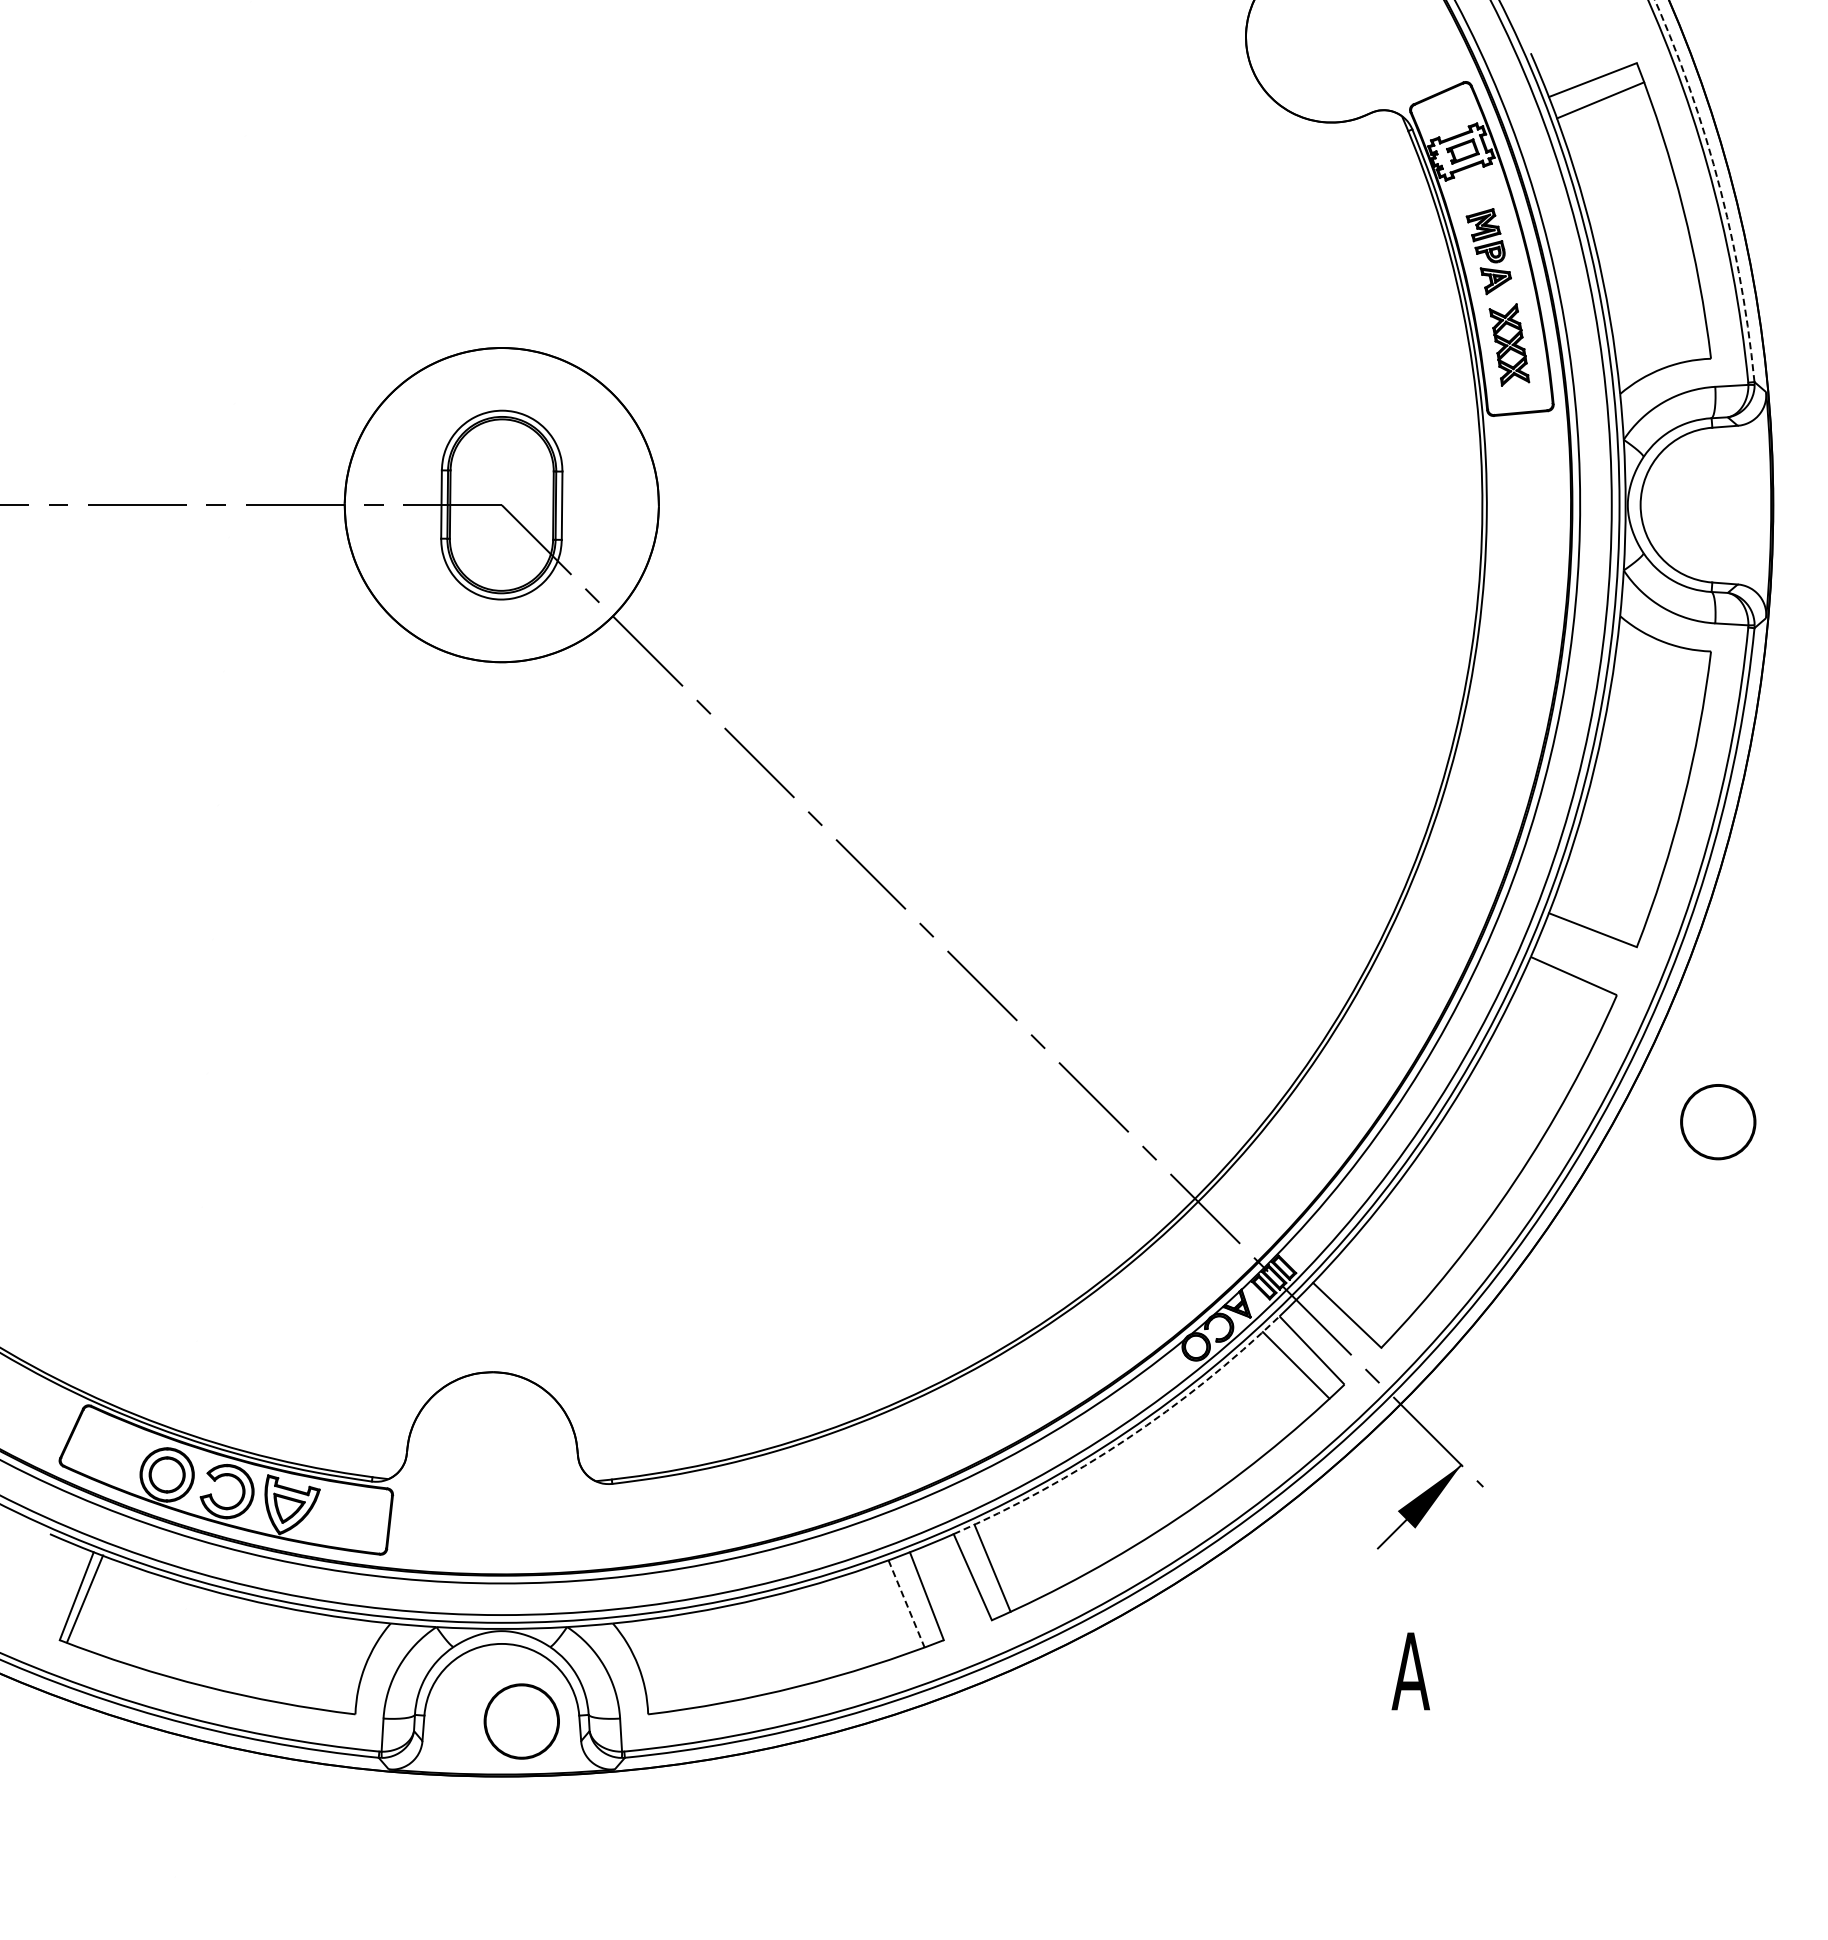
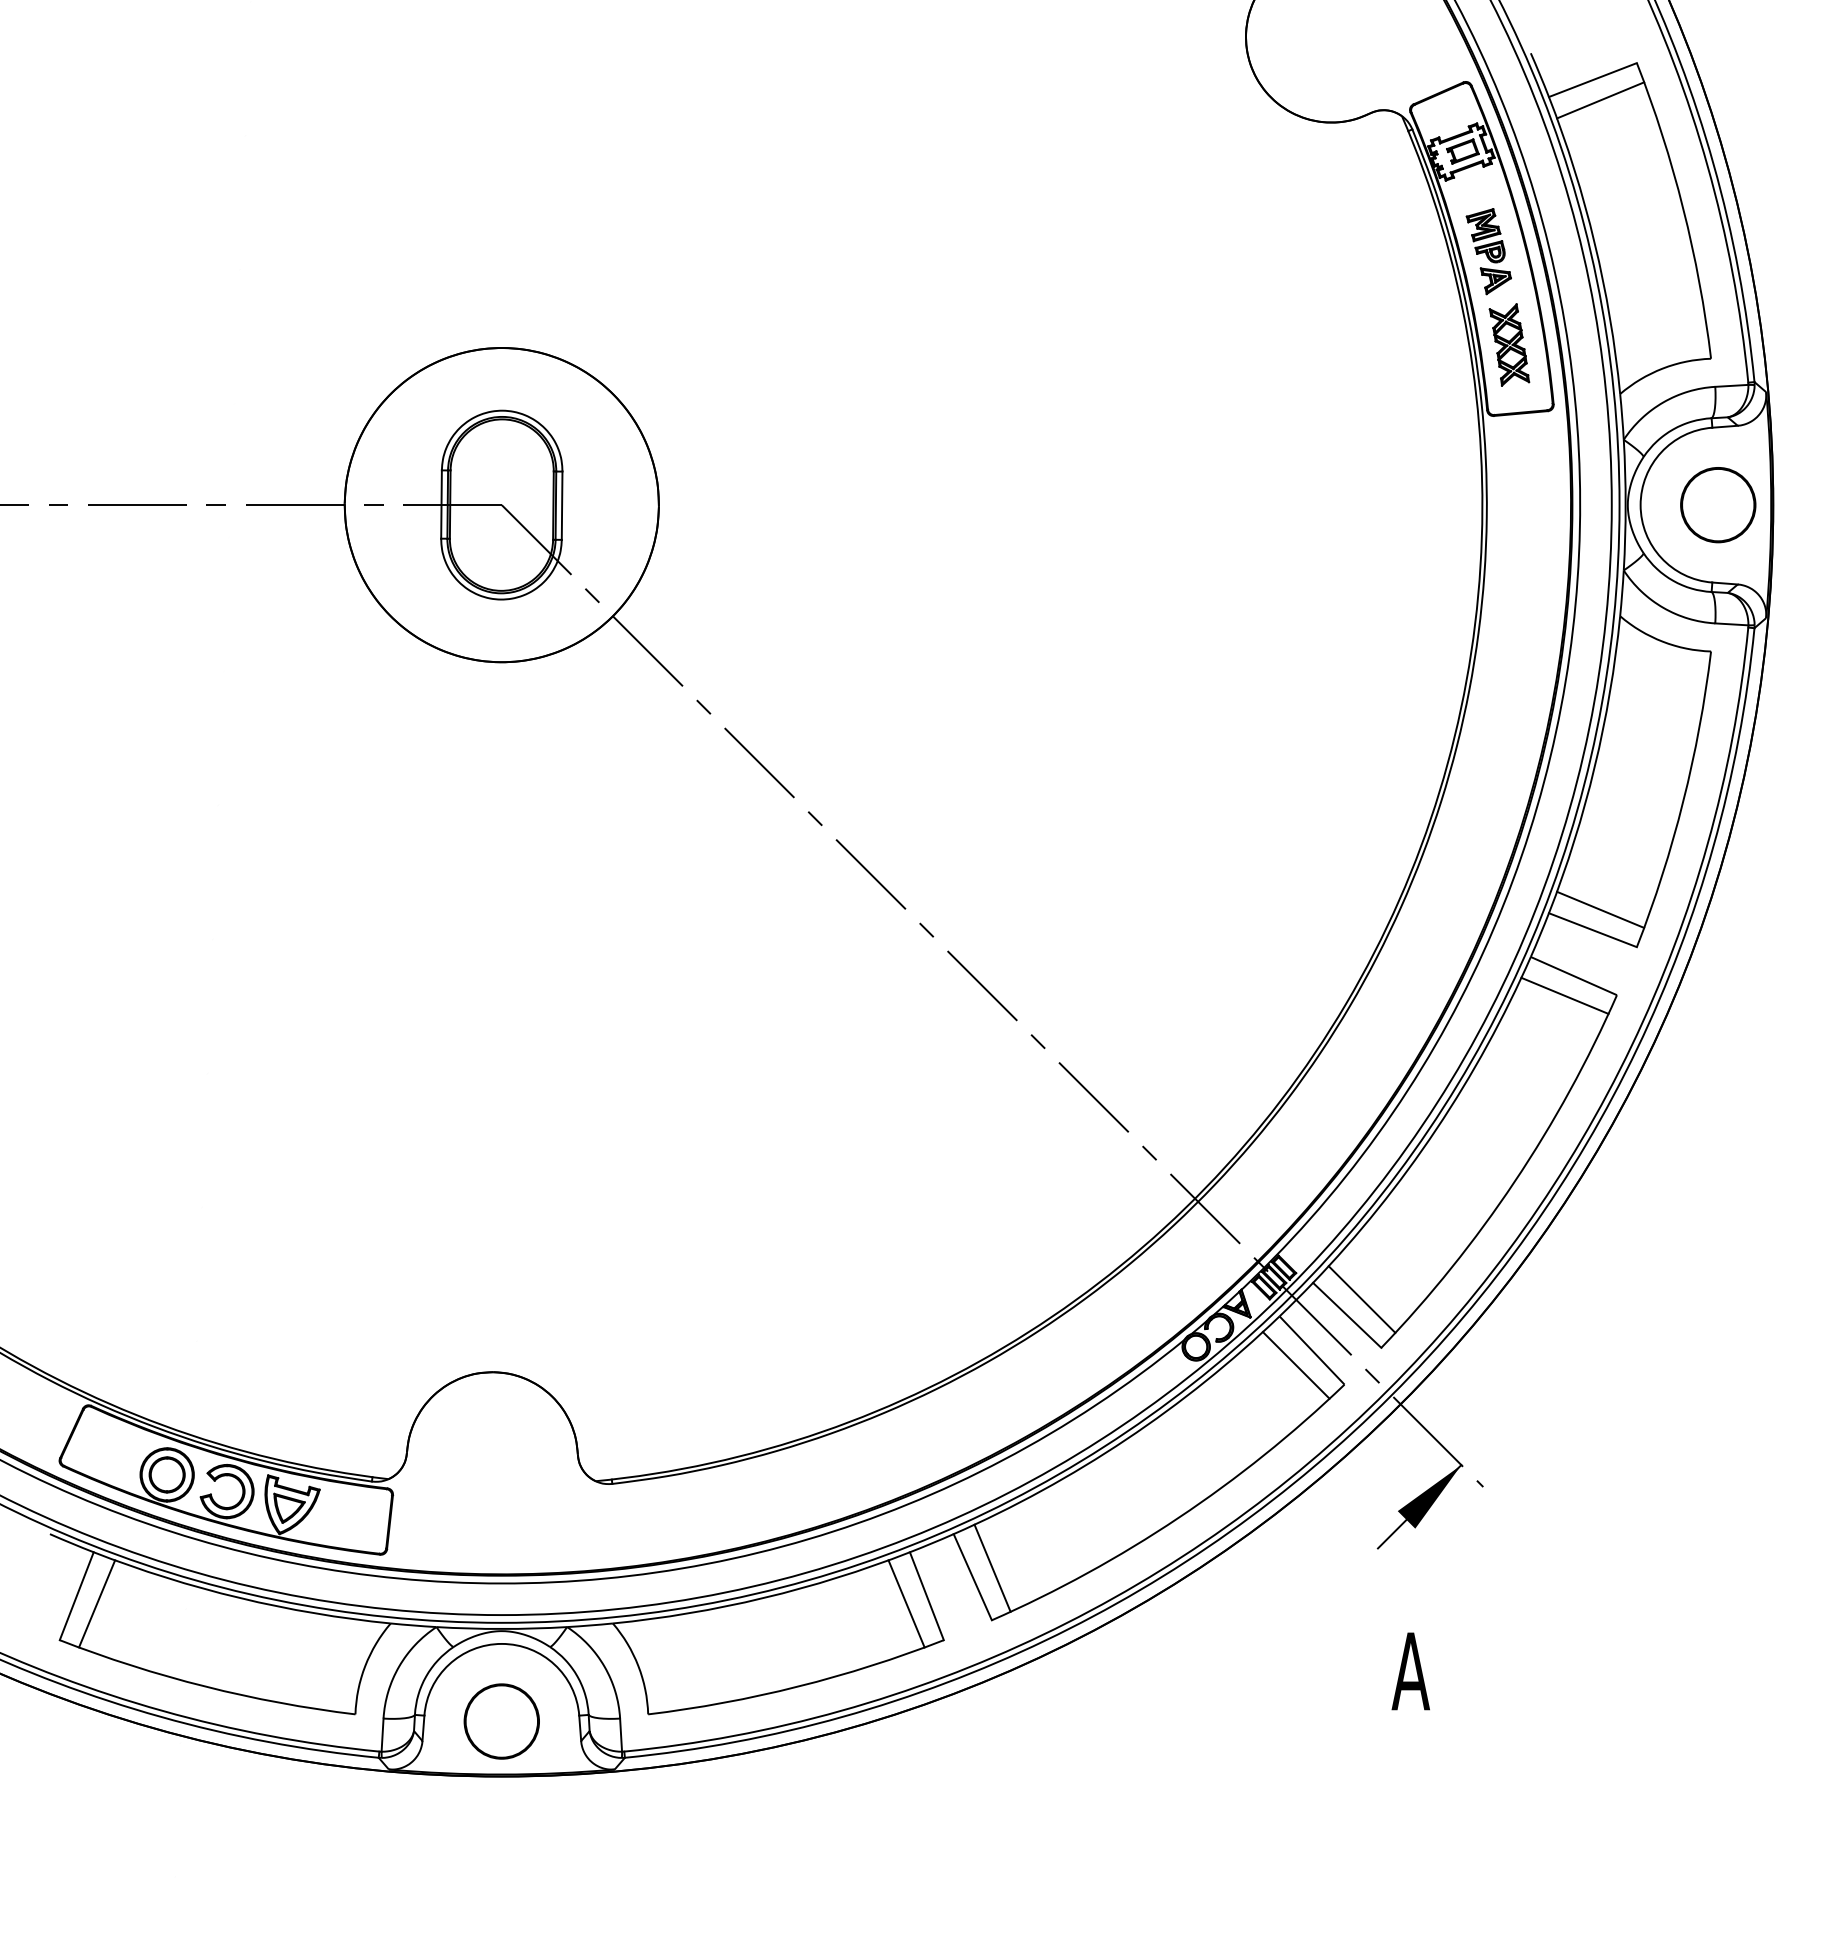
arc: dashed -> solid (1719, 186)
line: none -> present (1600, 909)
line: none -> present (1564, 995)
part position: (1718, 1122) -> (1718, 505) (1718, 505)
line: none -> present (1361, 1299)
arc: dashed -> solid (1126, 1439)
line position: (85, 1598) -> (97, 1603) (97, 1603)
line: dashed -> solid (906, 1604)
circle position: (521, 1721) -> (501, 1721) (501, 1721)
